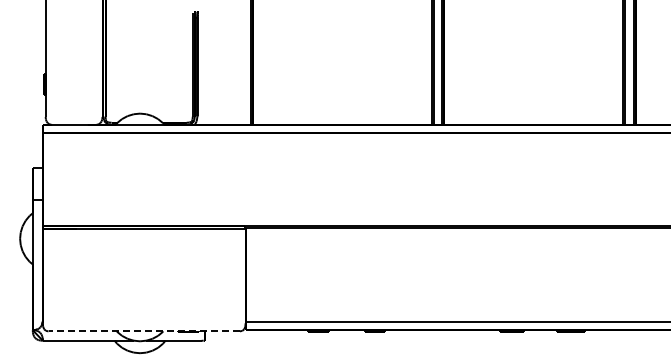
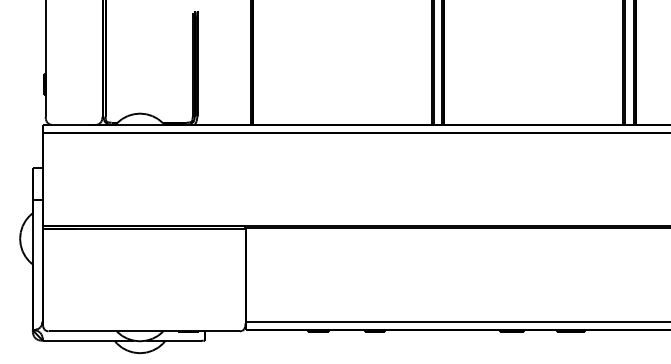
line: dashed -> solid (144, 331)
